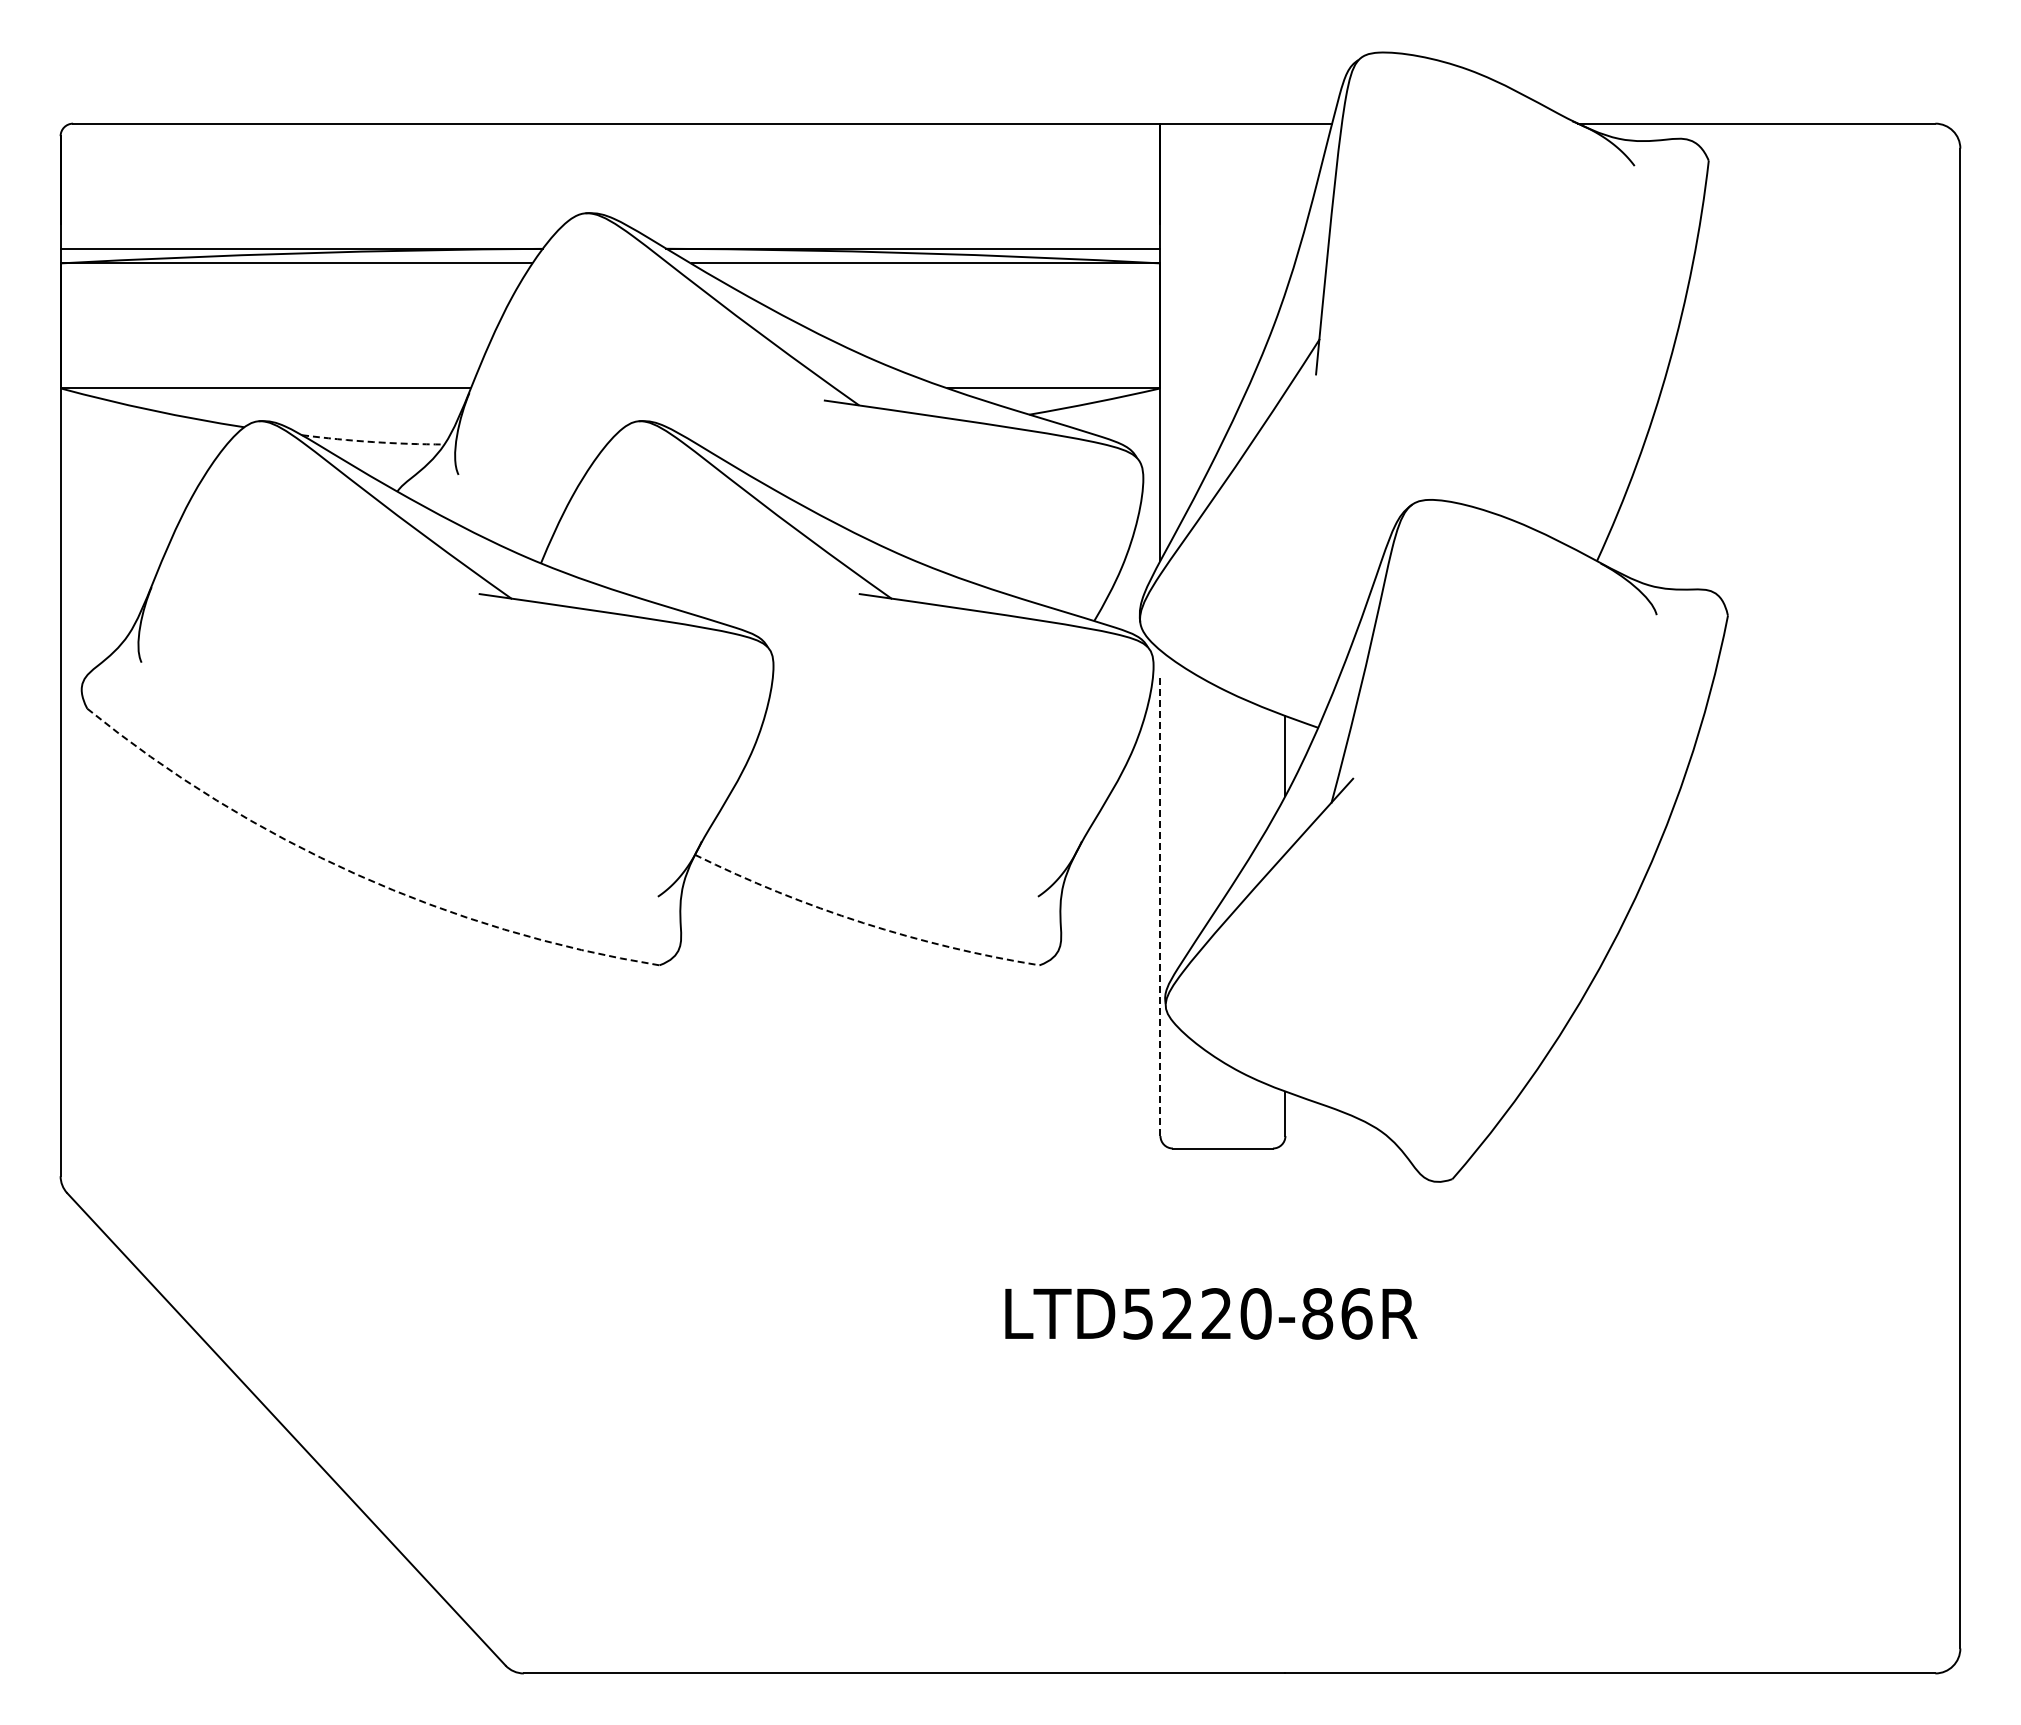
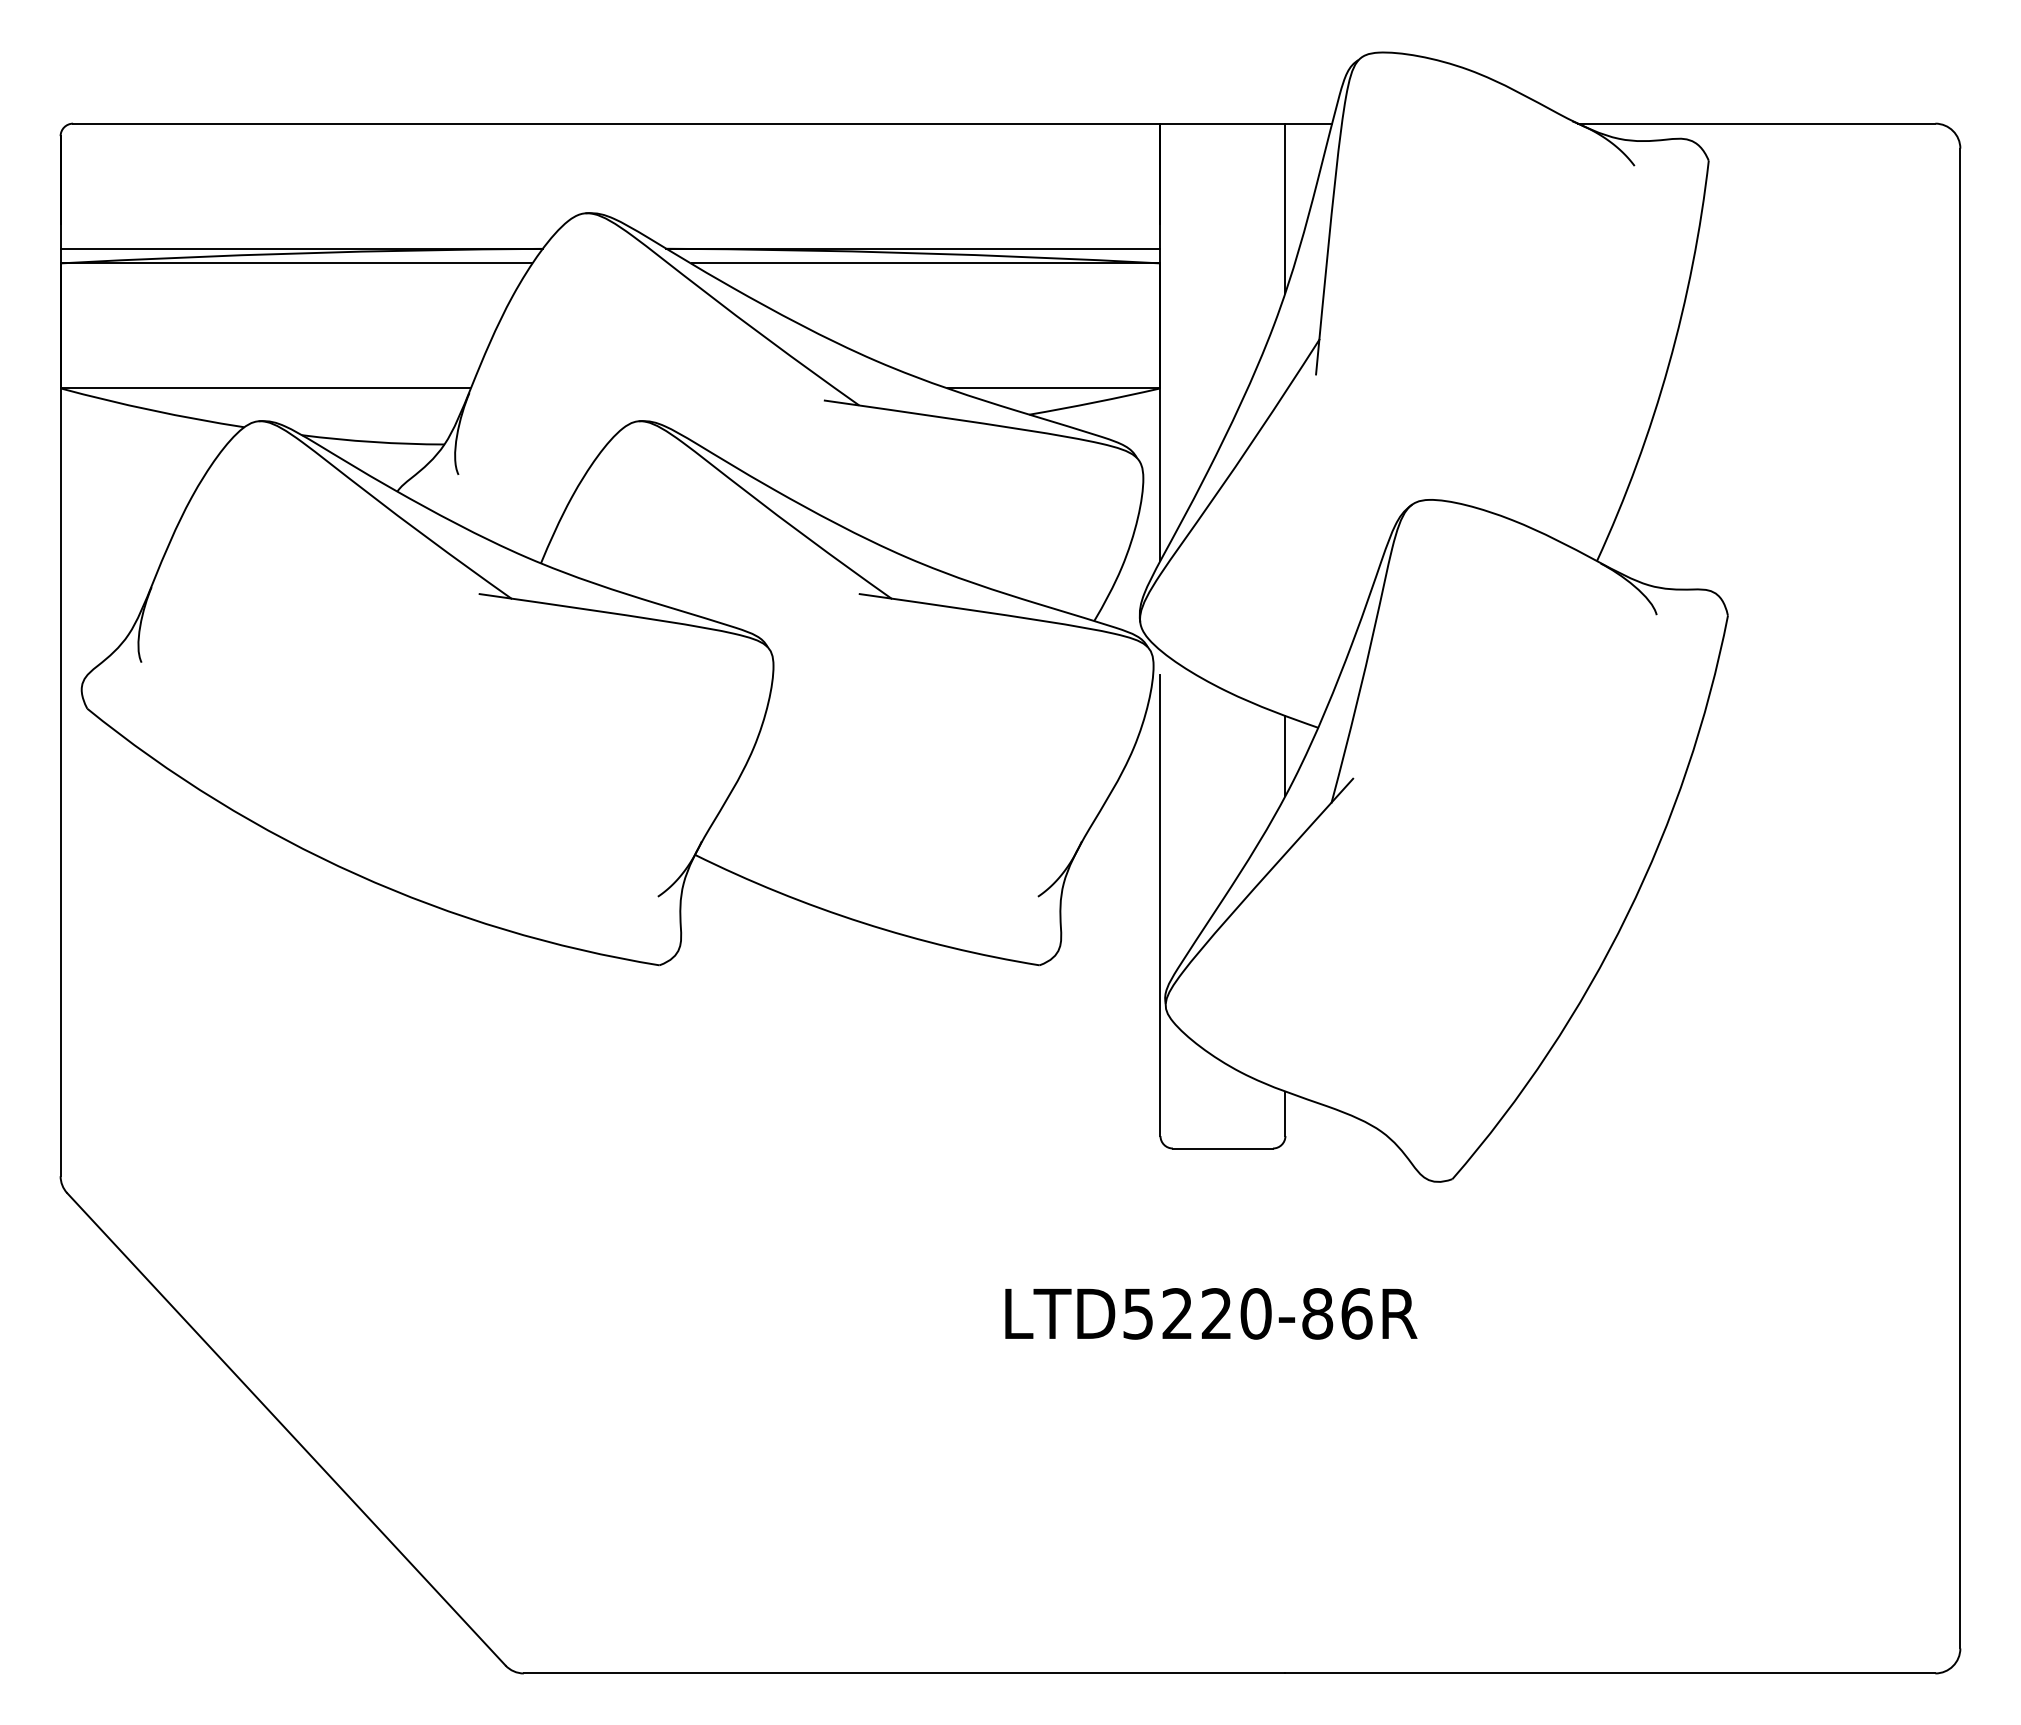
line: none -> present (1285, 207)
arc: dashed -> solid (373, 442)
arc: dashed -> solid (356, 874)
line: dashed -> solid (1160, 905)
arc: dashed -> solid (863, 922)
